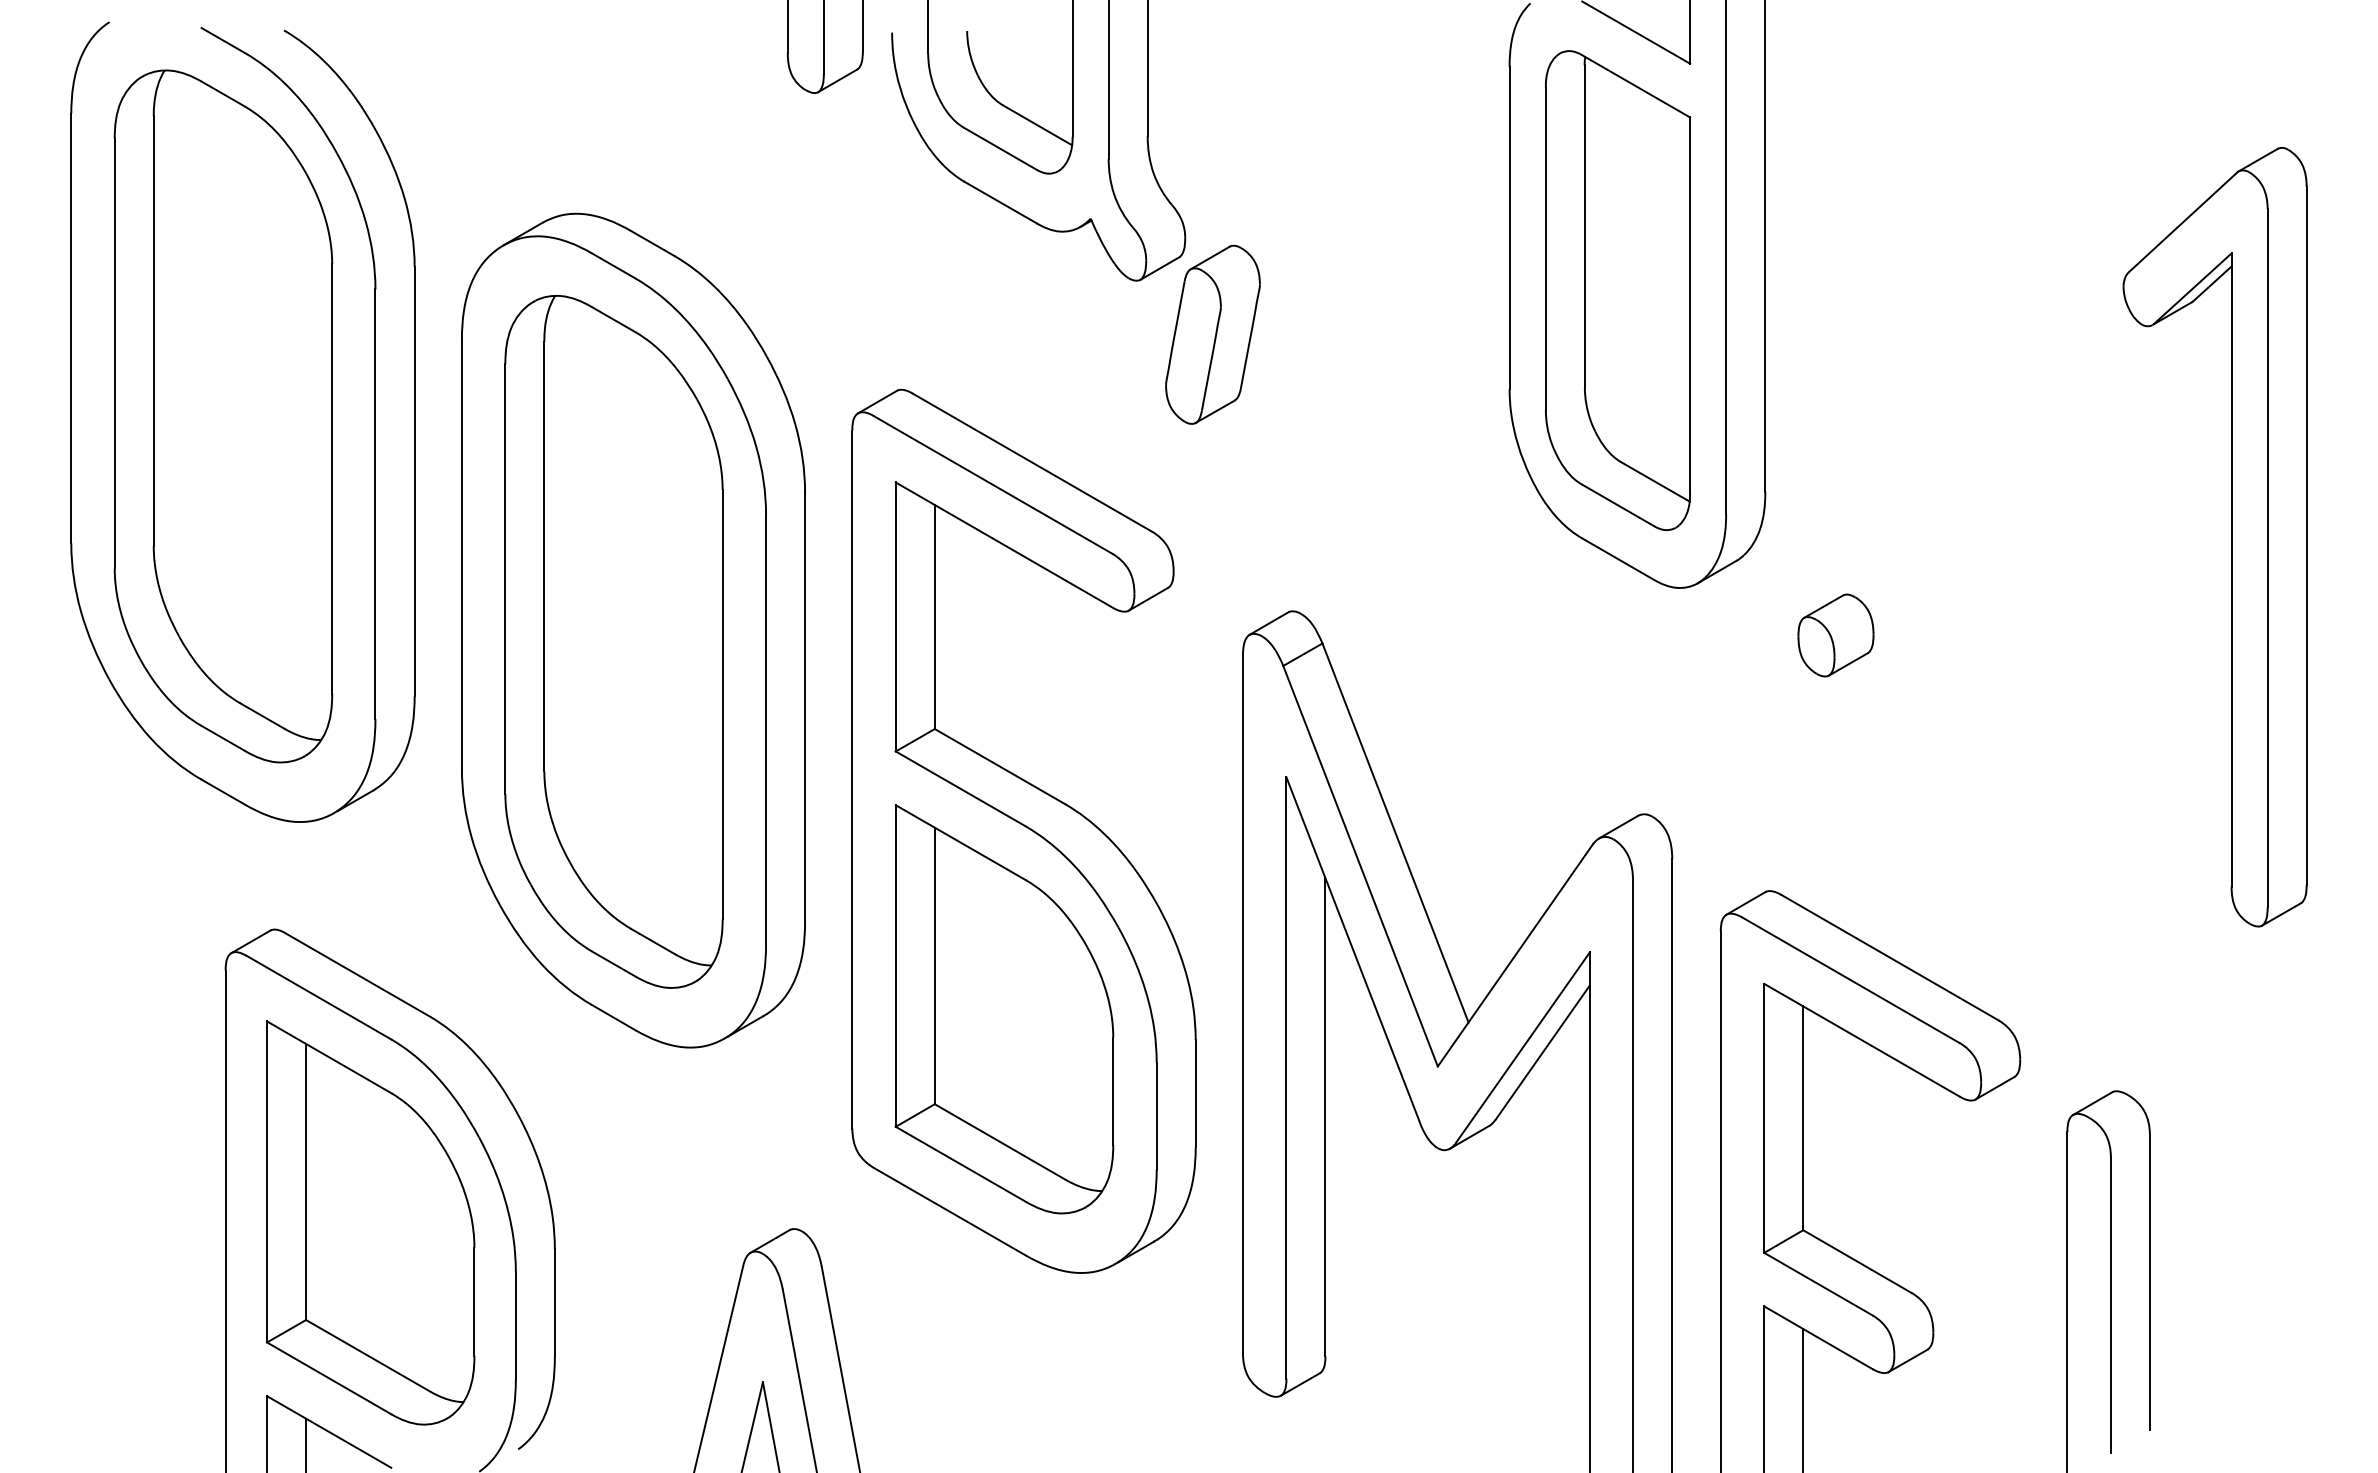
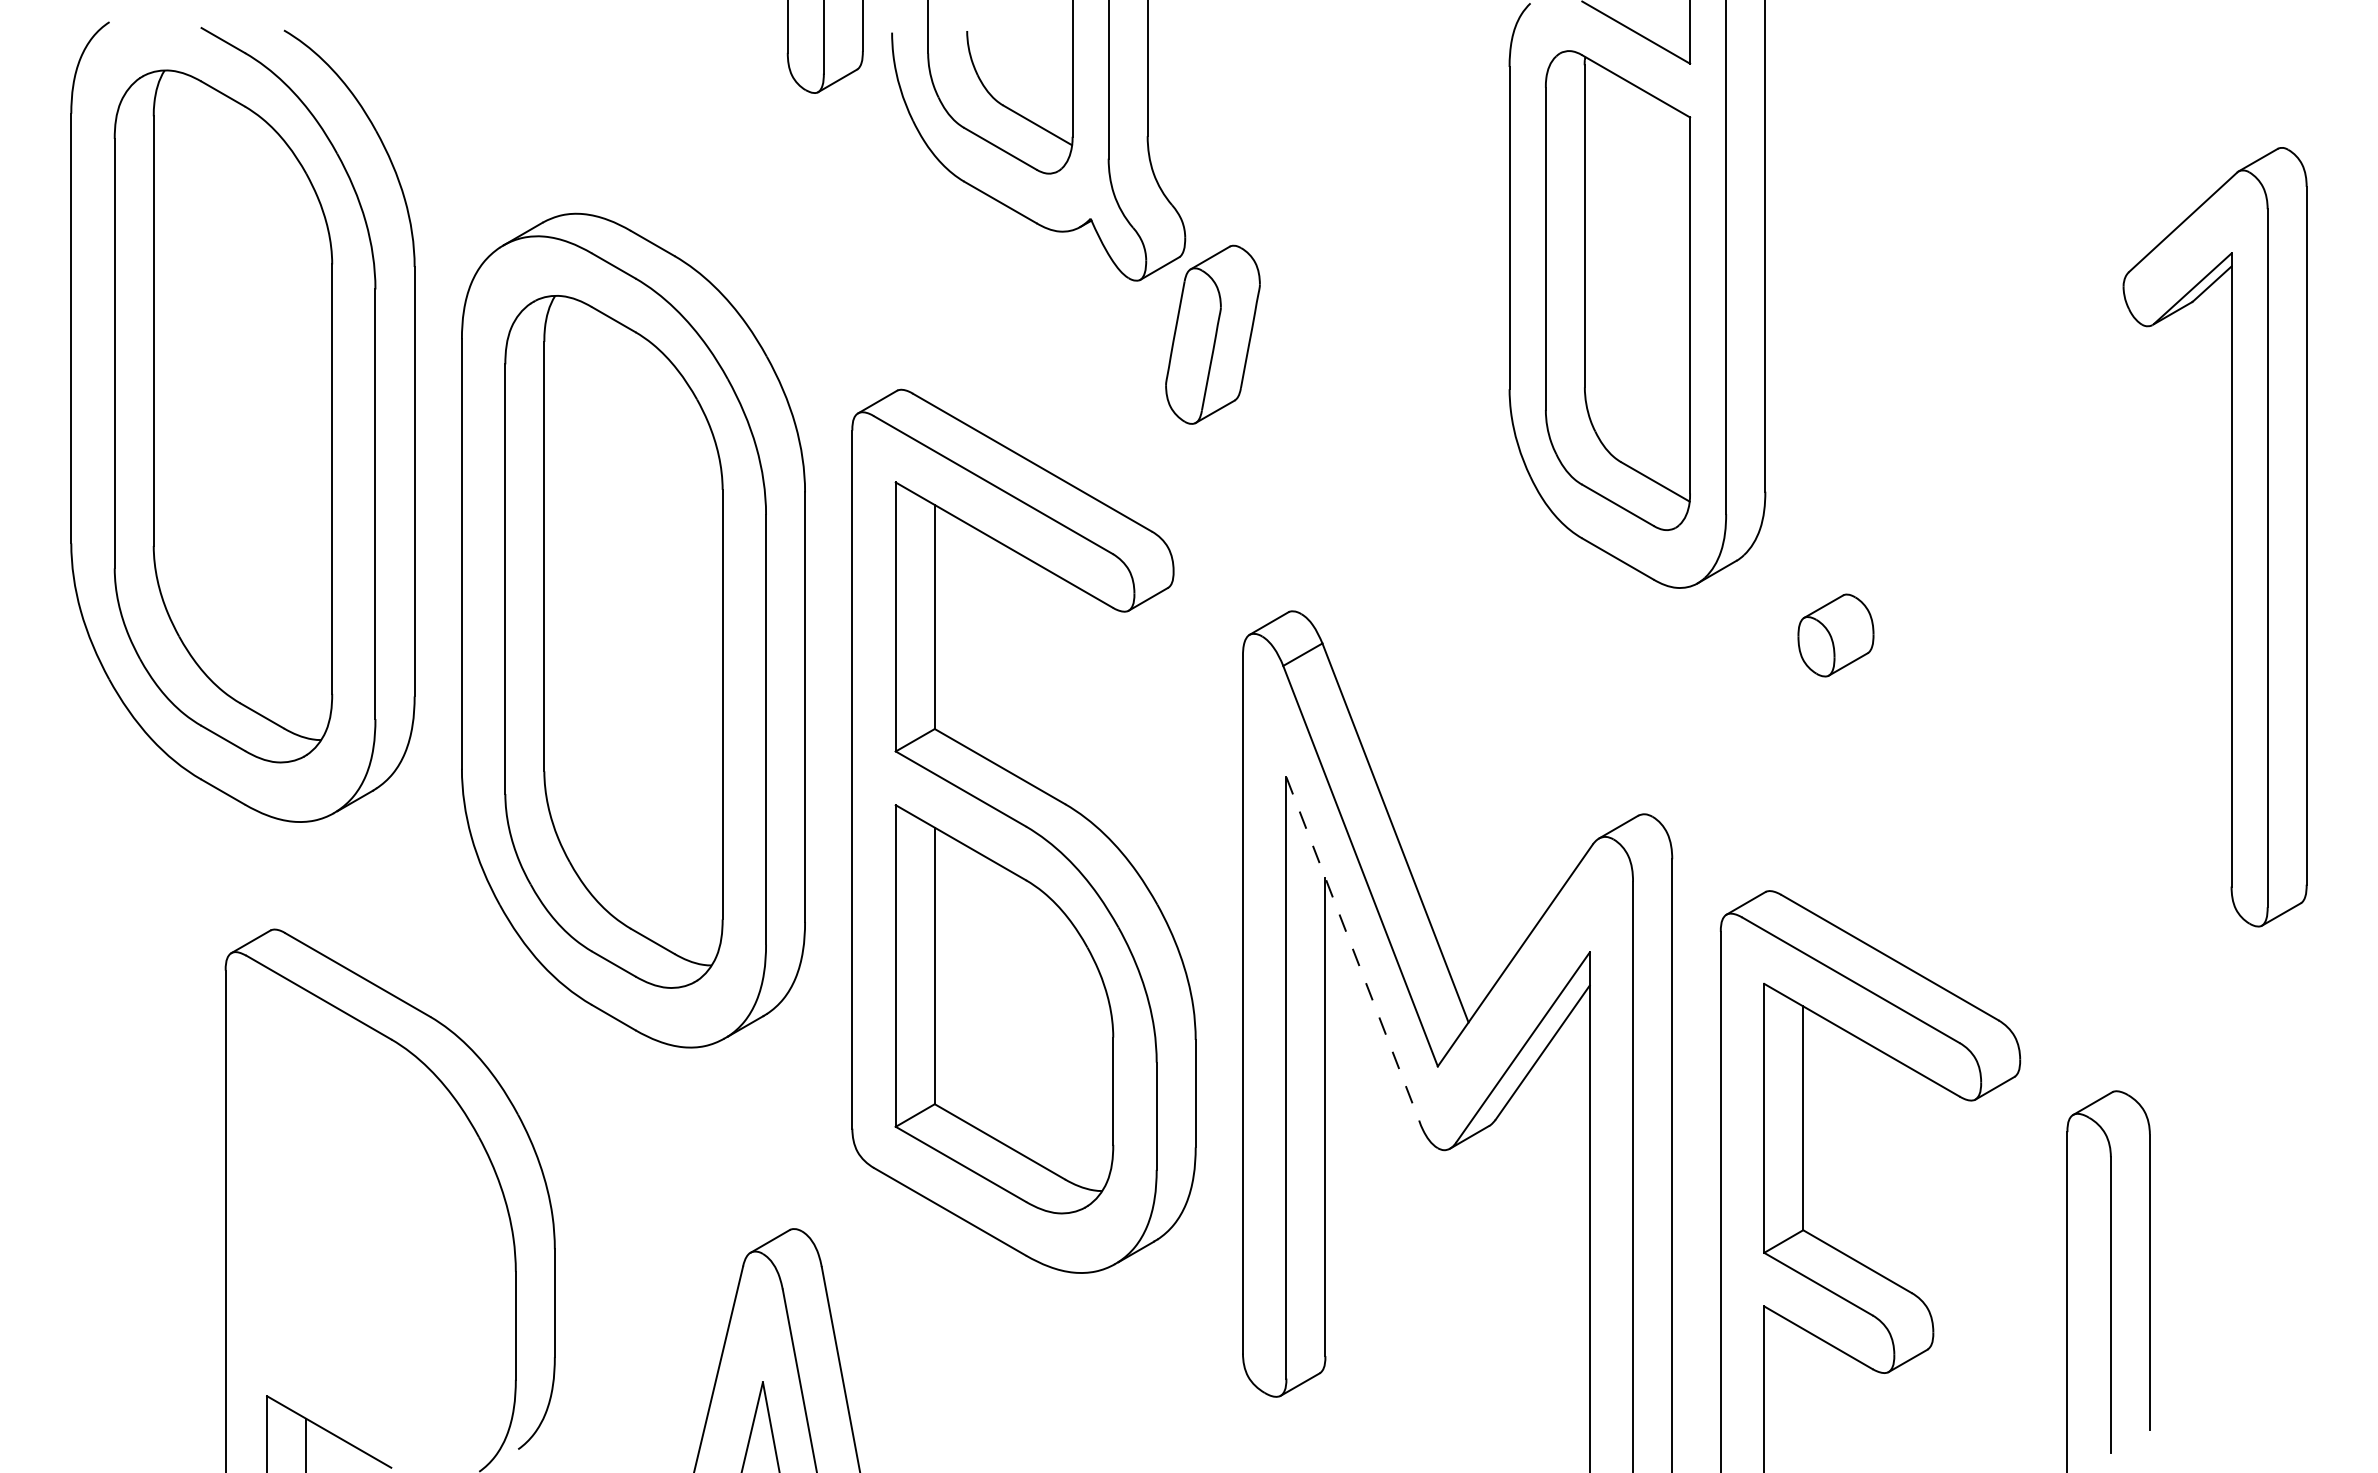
line: solid -> dashed (1353, 949)
part: present -> none (370, 1222)
line: present -> none (1803, 1399)
